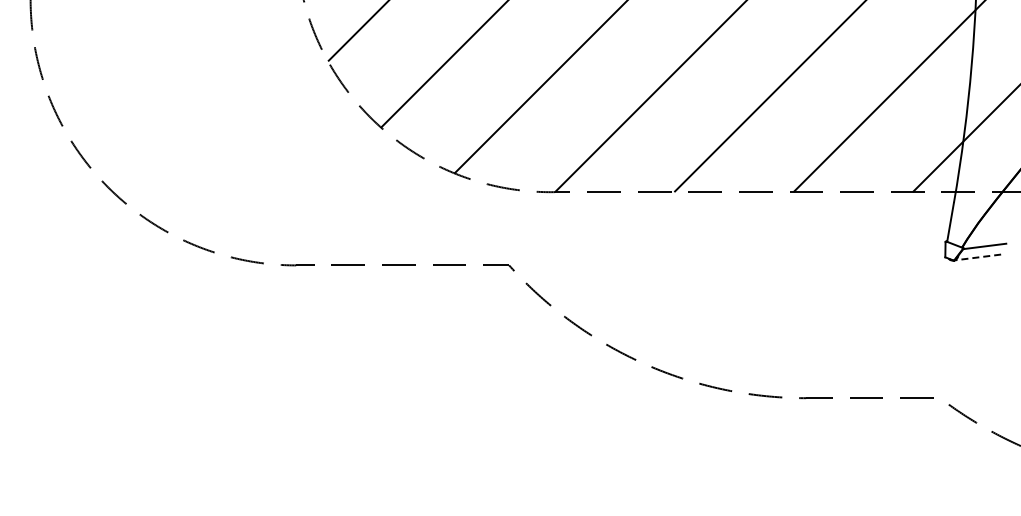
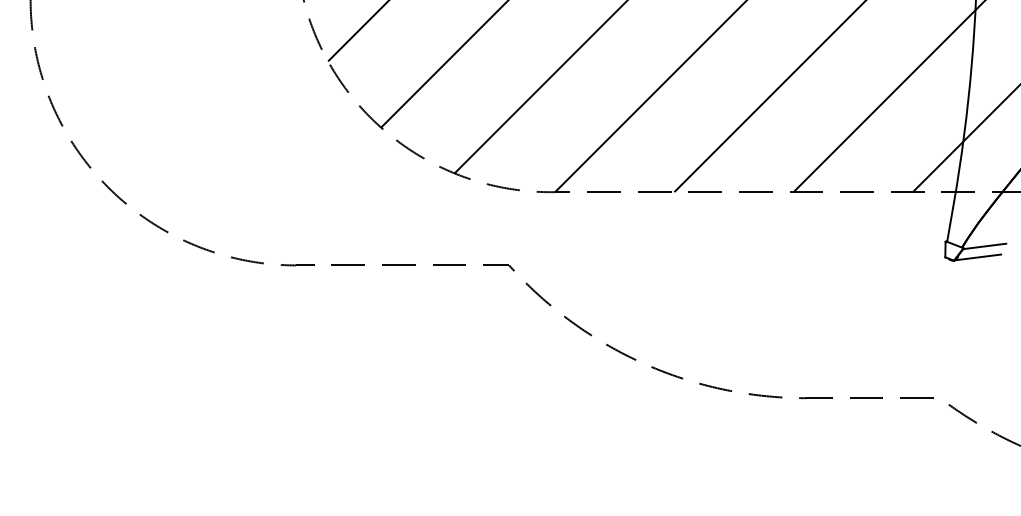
line: dashed -> solid (977, 257)
